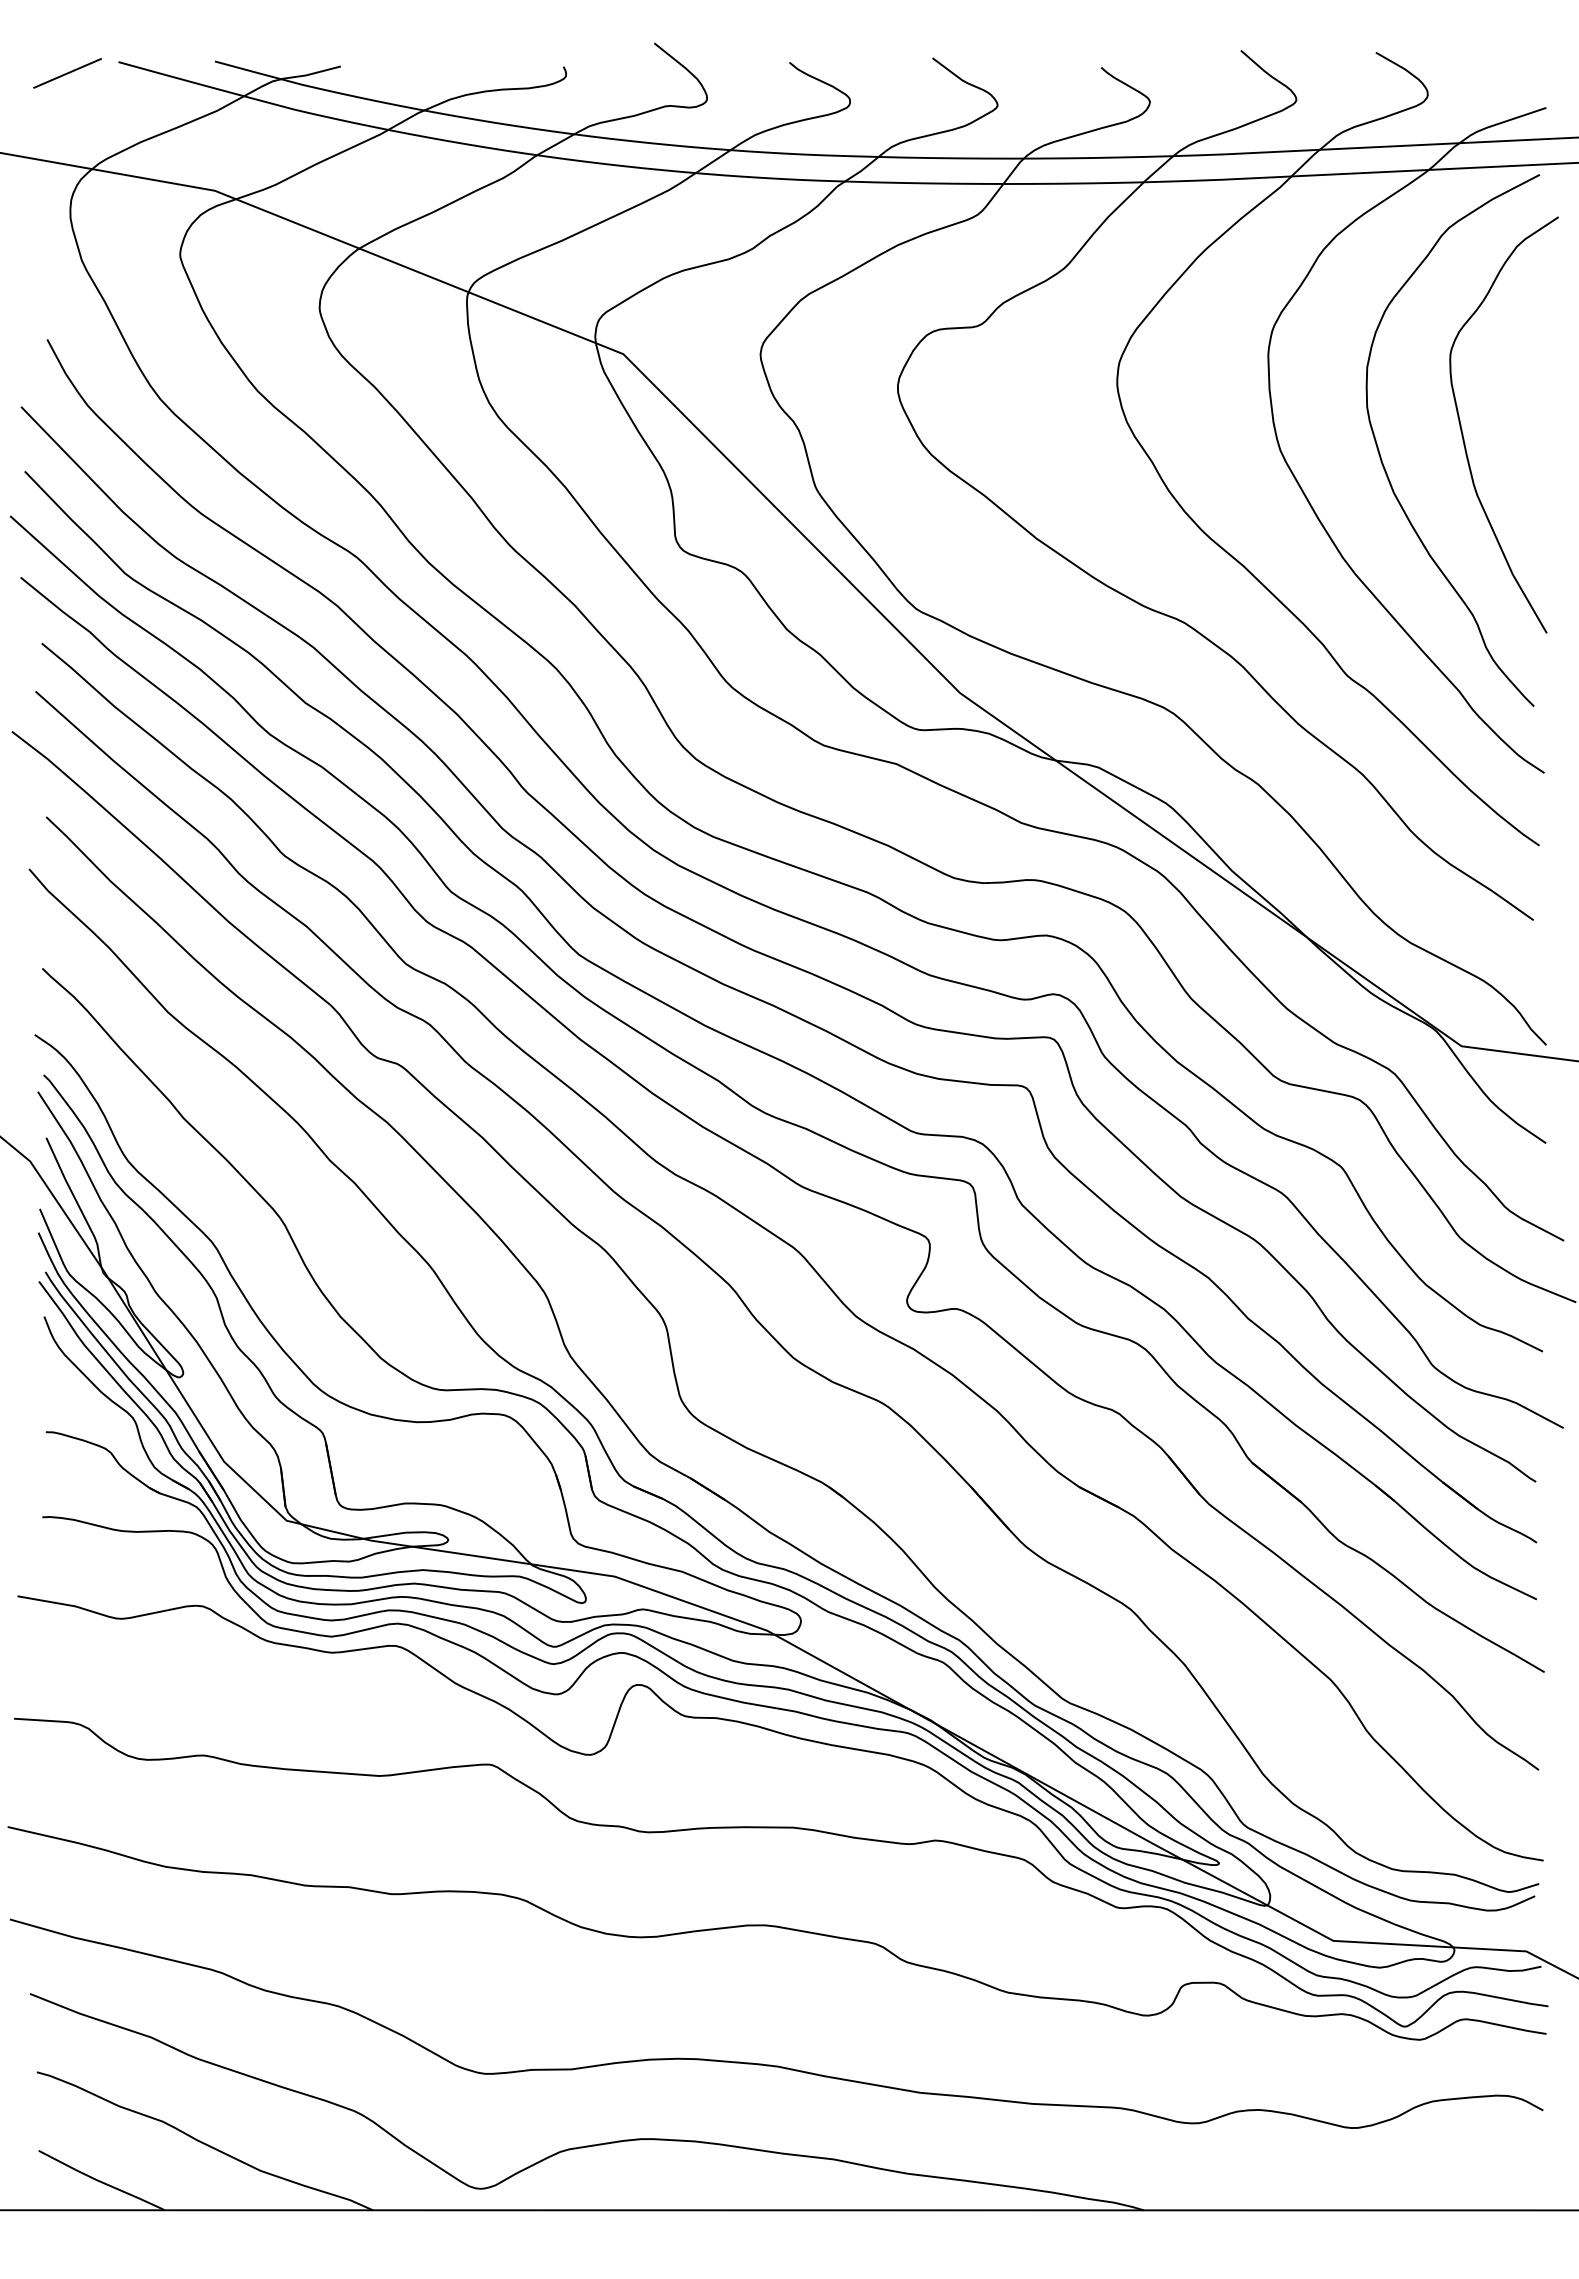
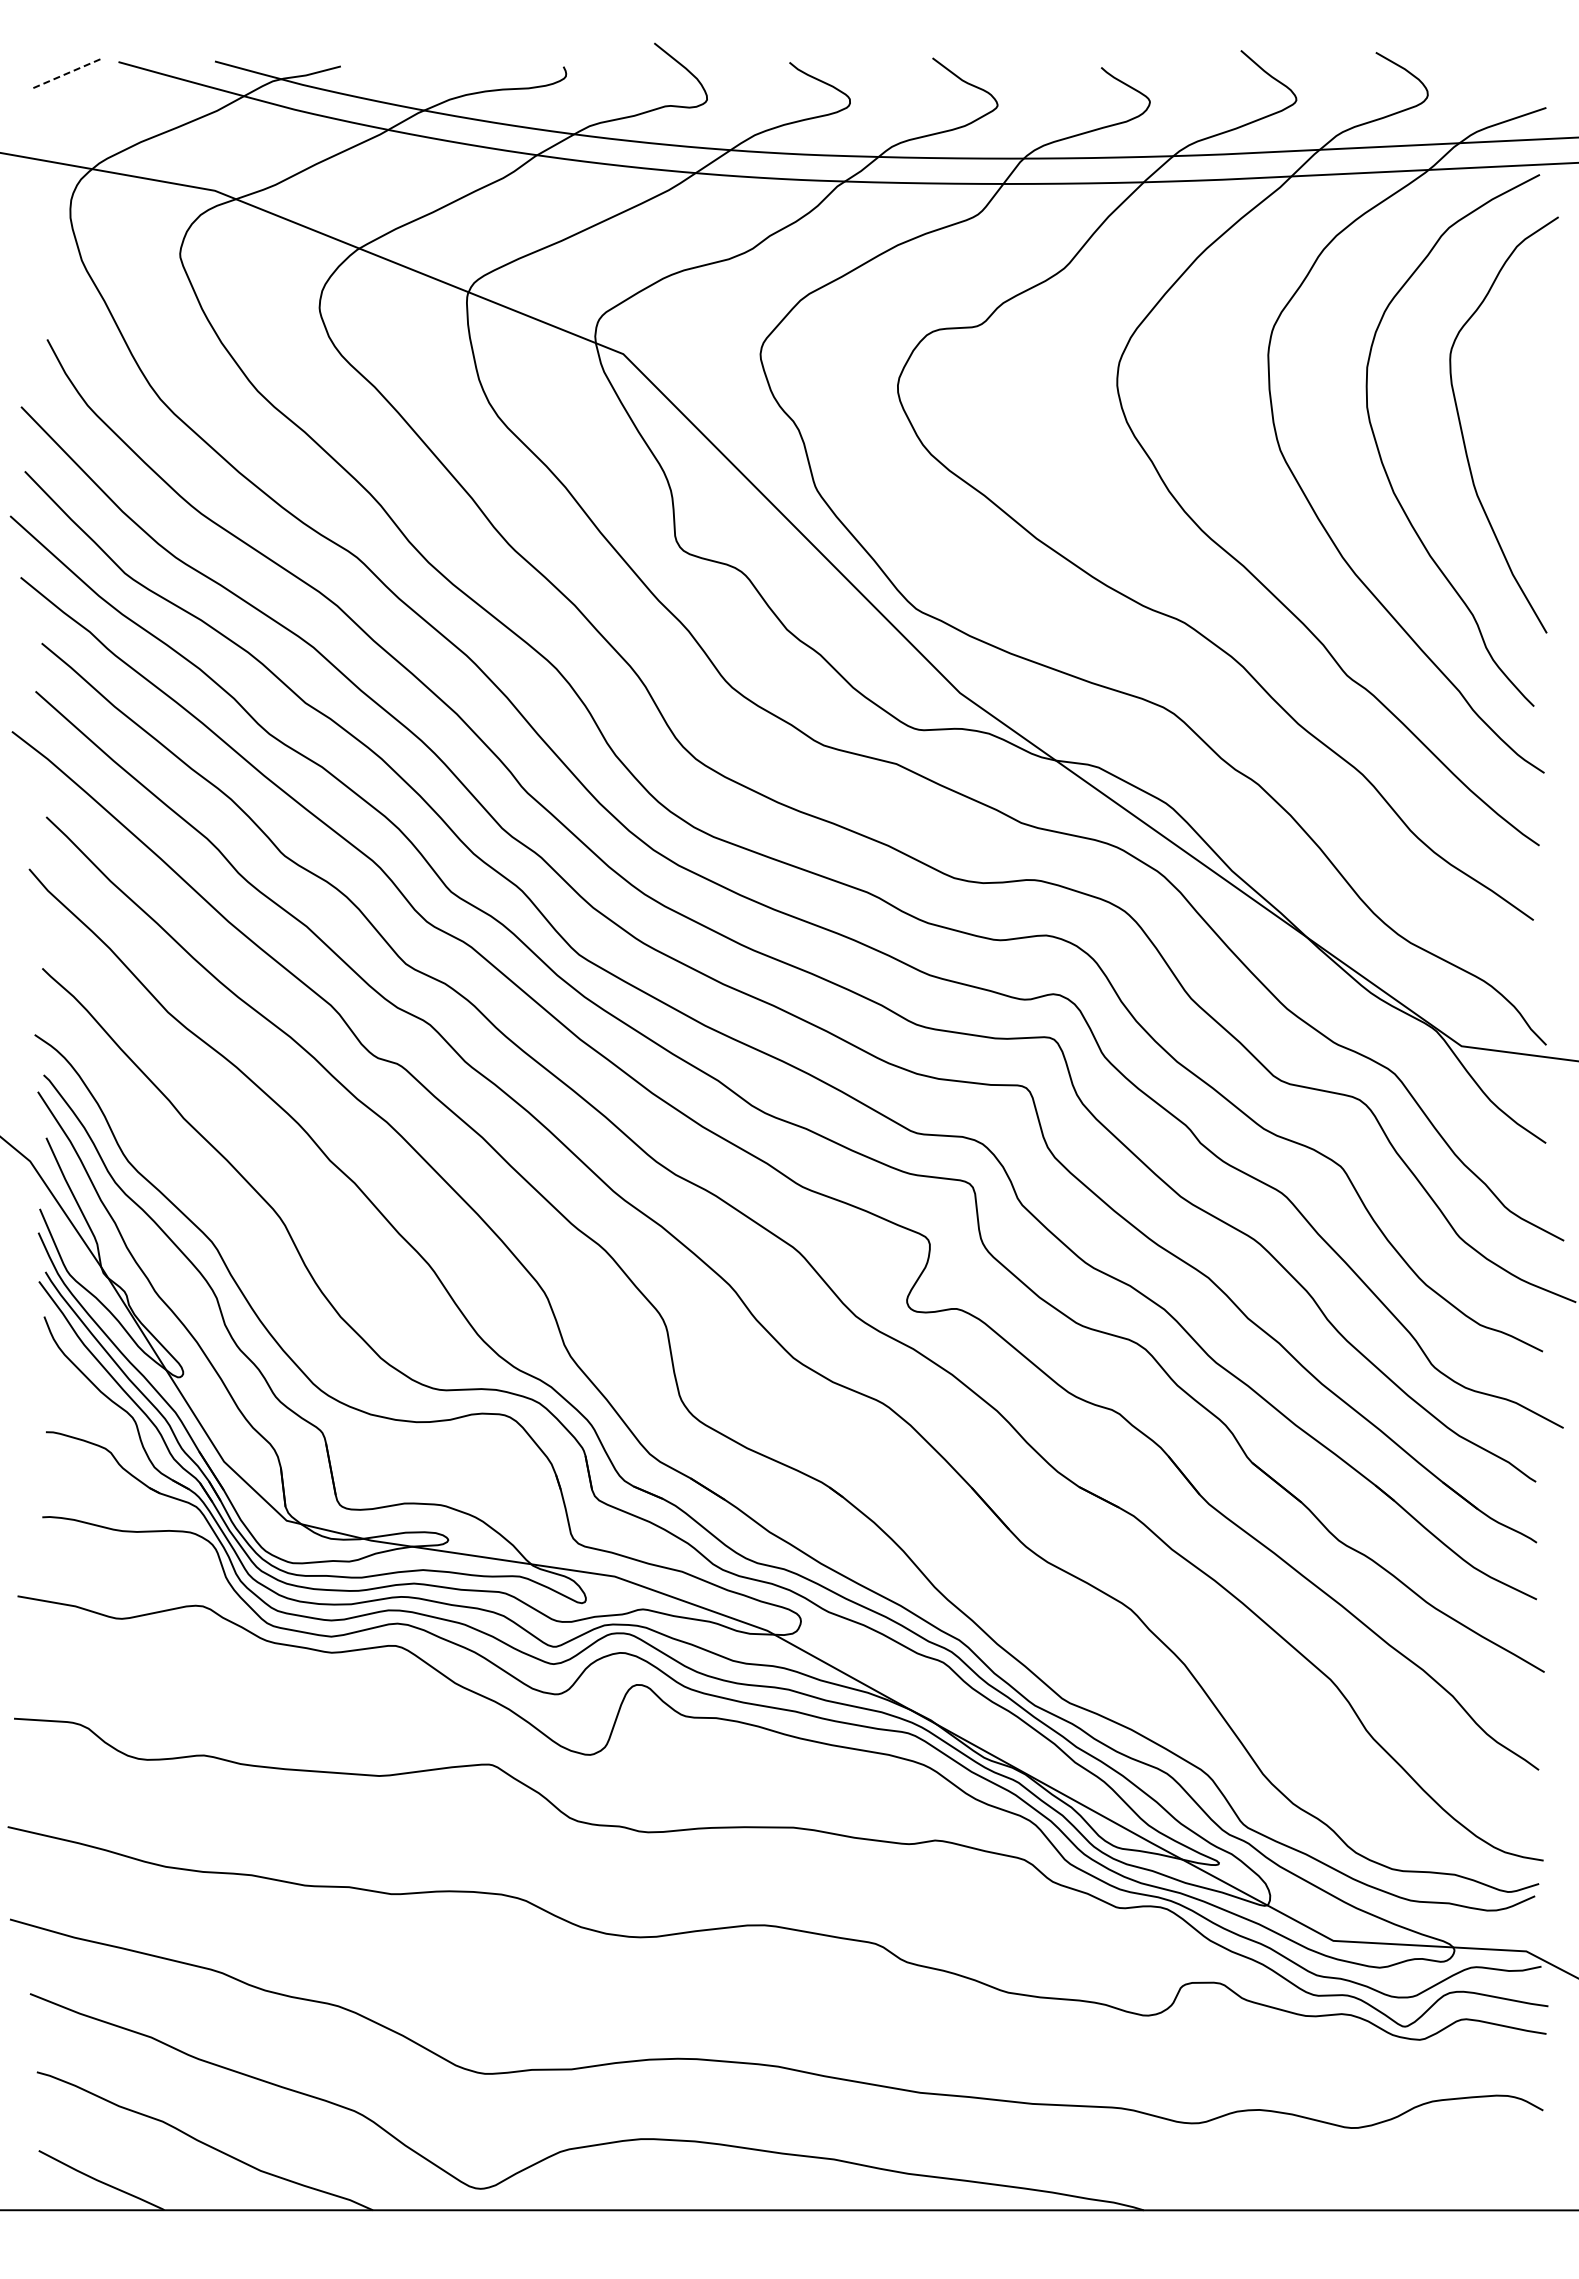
line: solid -> dashed (68, 73)
